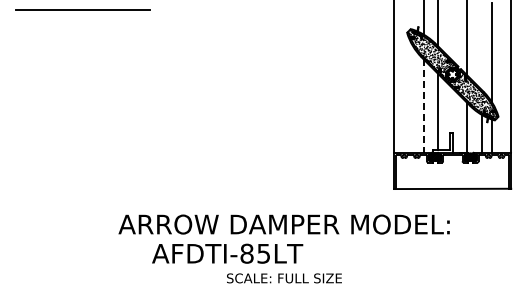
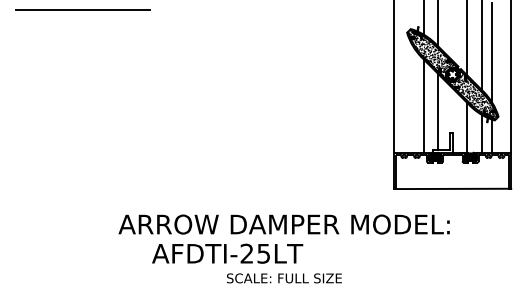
line: none -> present (482, 46)
line: dashed -> solid (423, 105)
text: AFDTI-85LT -> AFDTI-25LT (246, 253)
